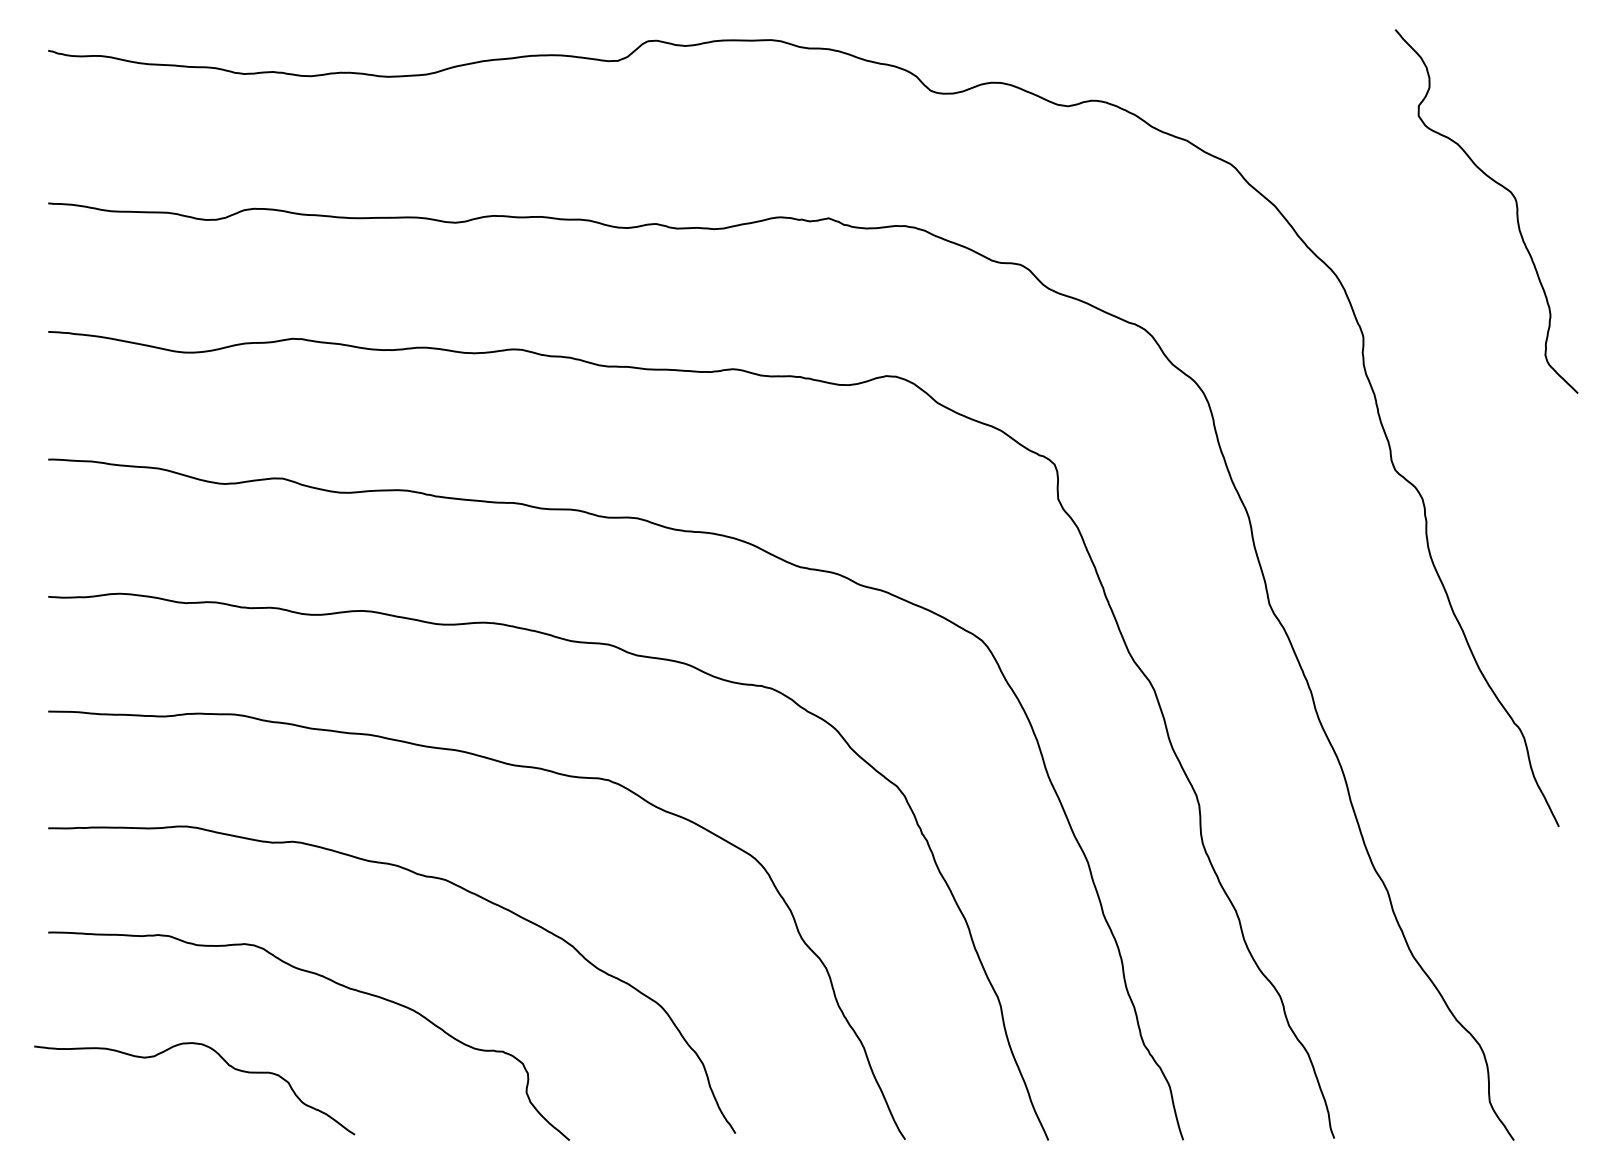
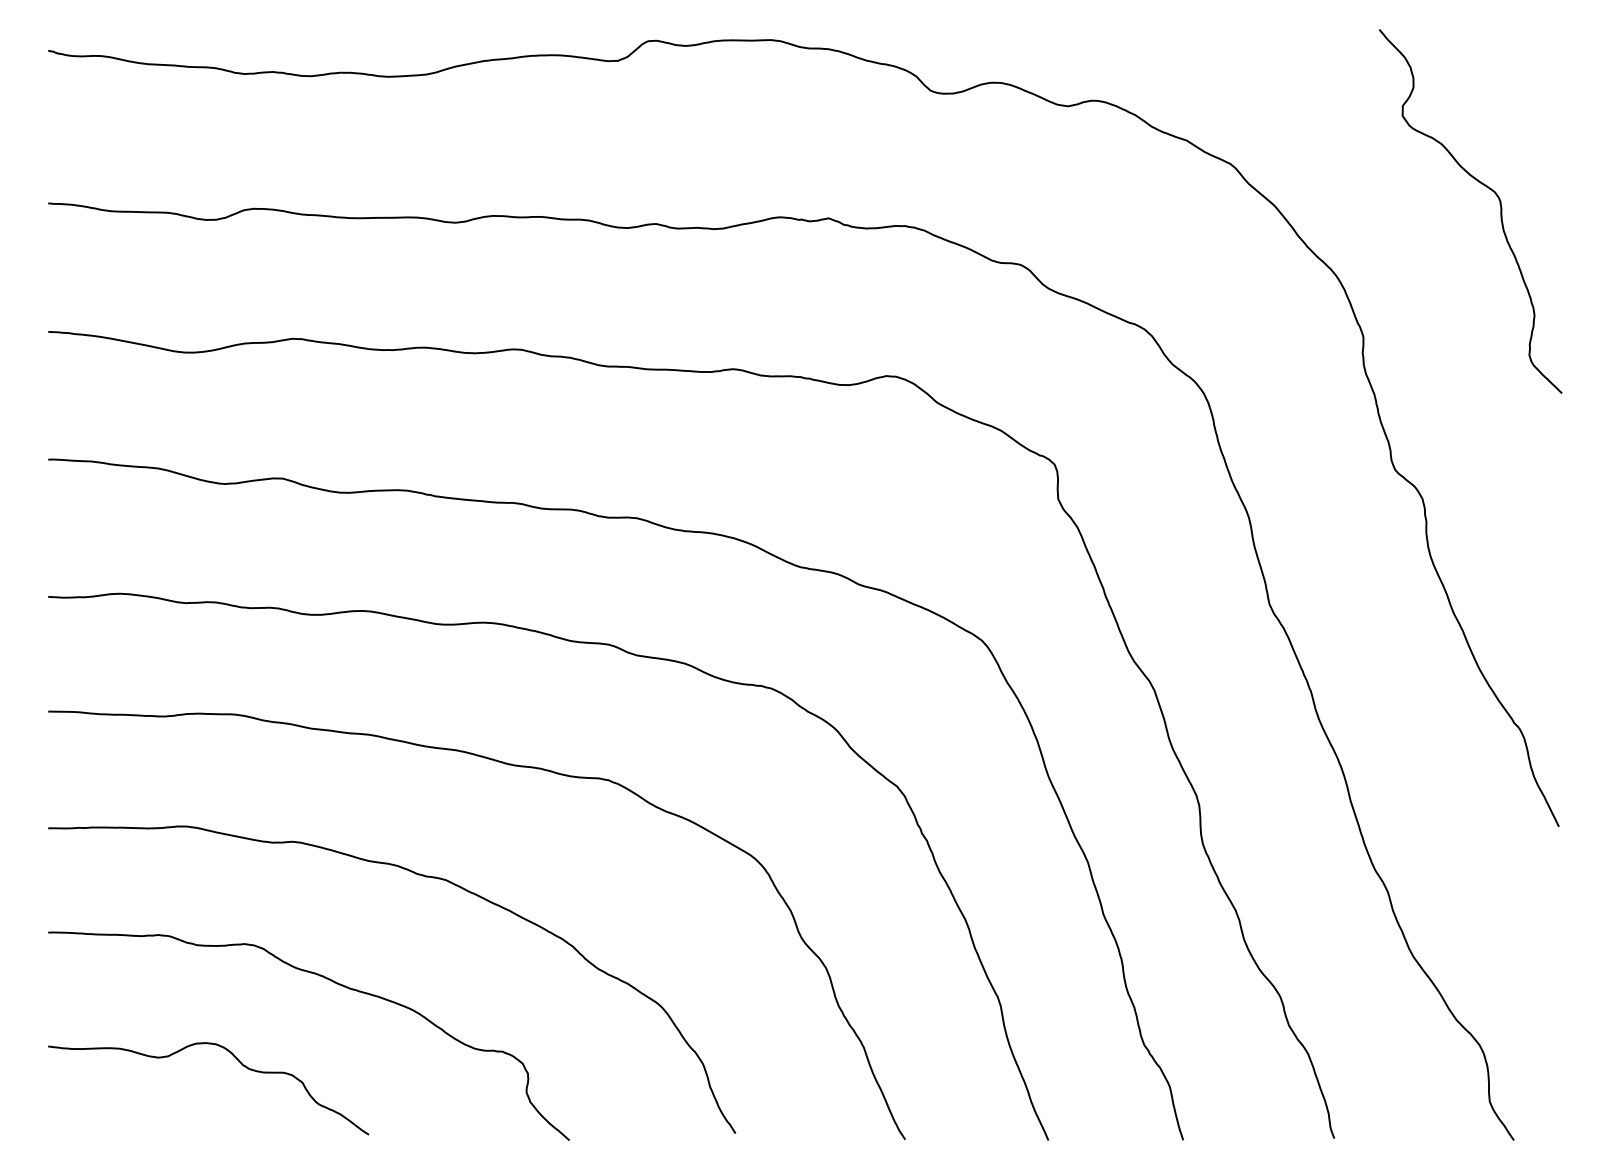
curve position: (1502, 187) -> (1486, 187) (1486, 187)
curve position: (222, 1059) -> (236, 1059) (236, 1059)
